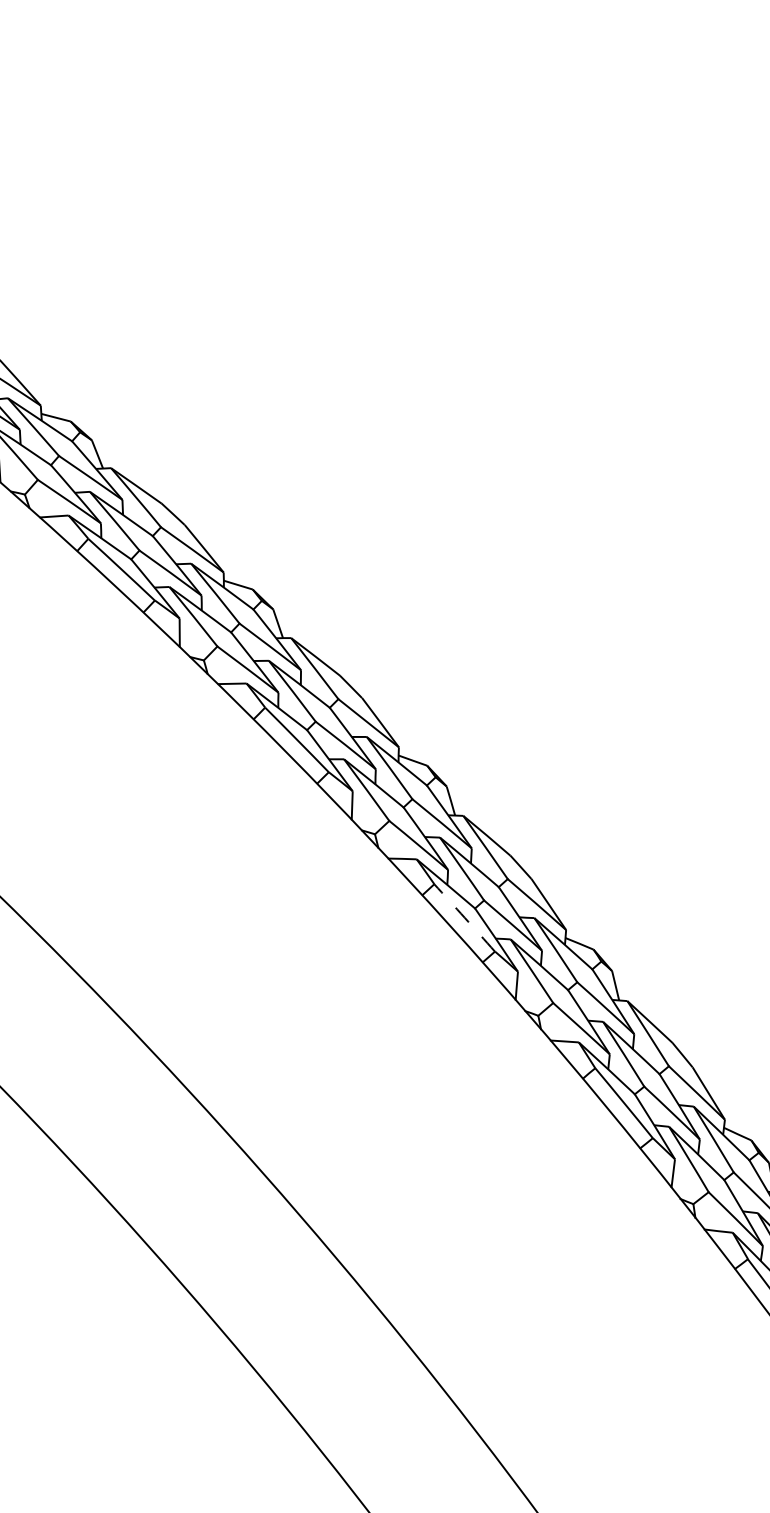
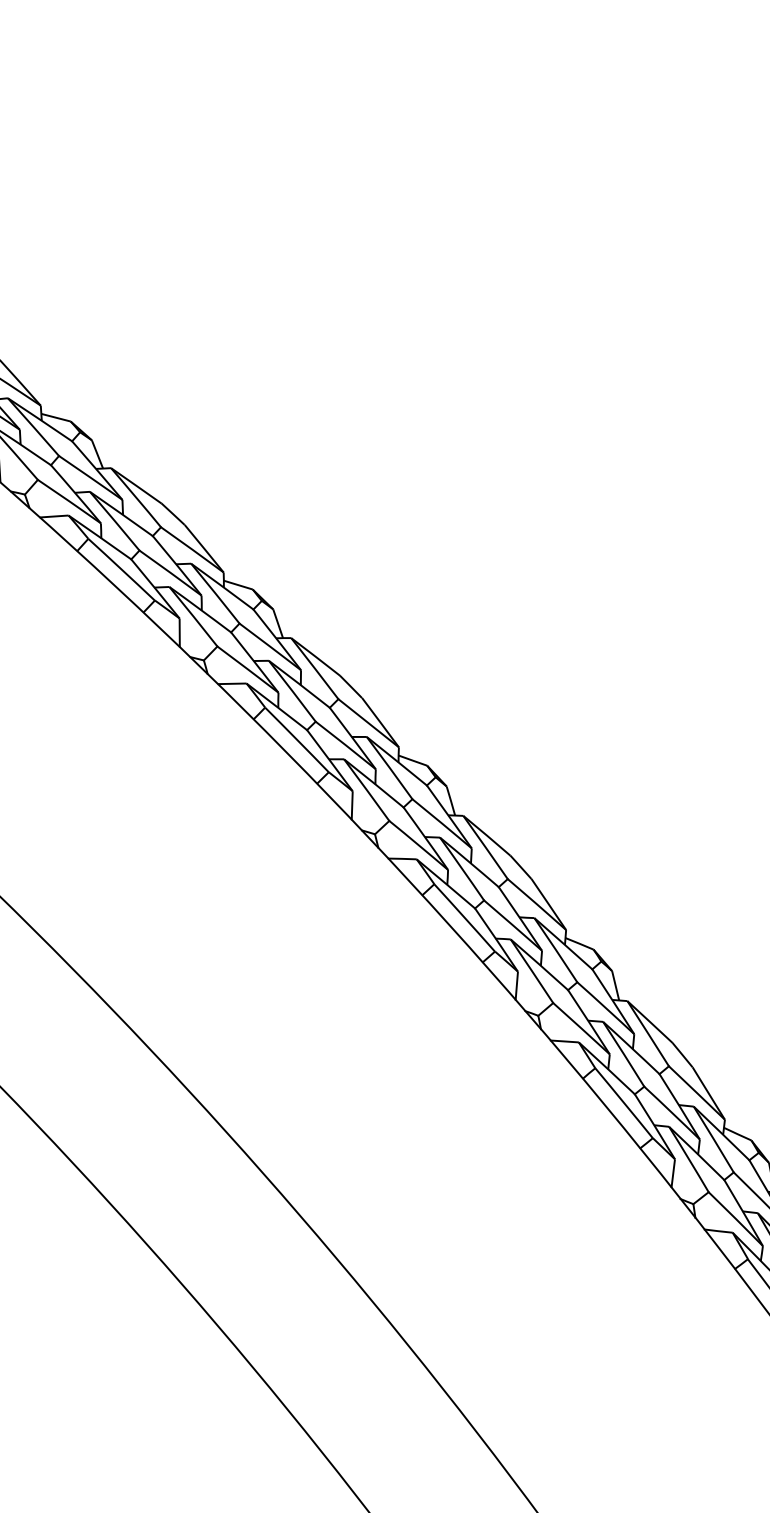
arc: dashed -> solid (464, 917)
